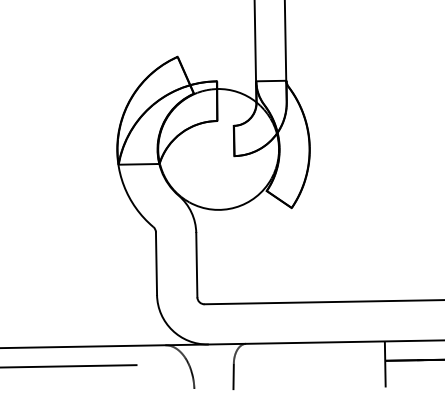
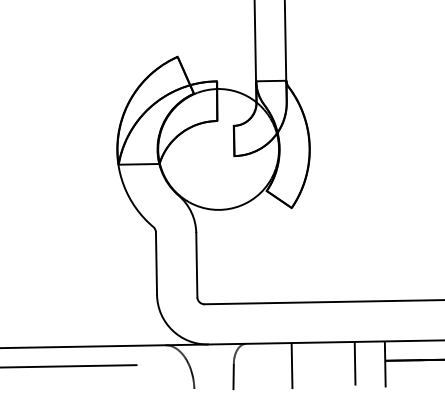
line: none -> present (354, 363)
line: none -> present (291, 366)
